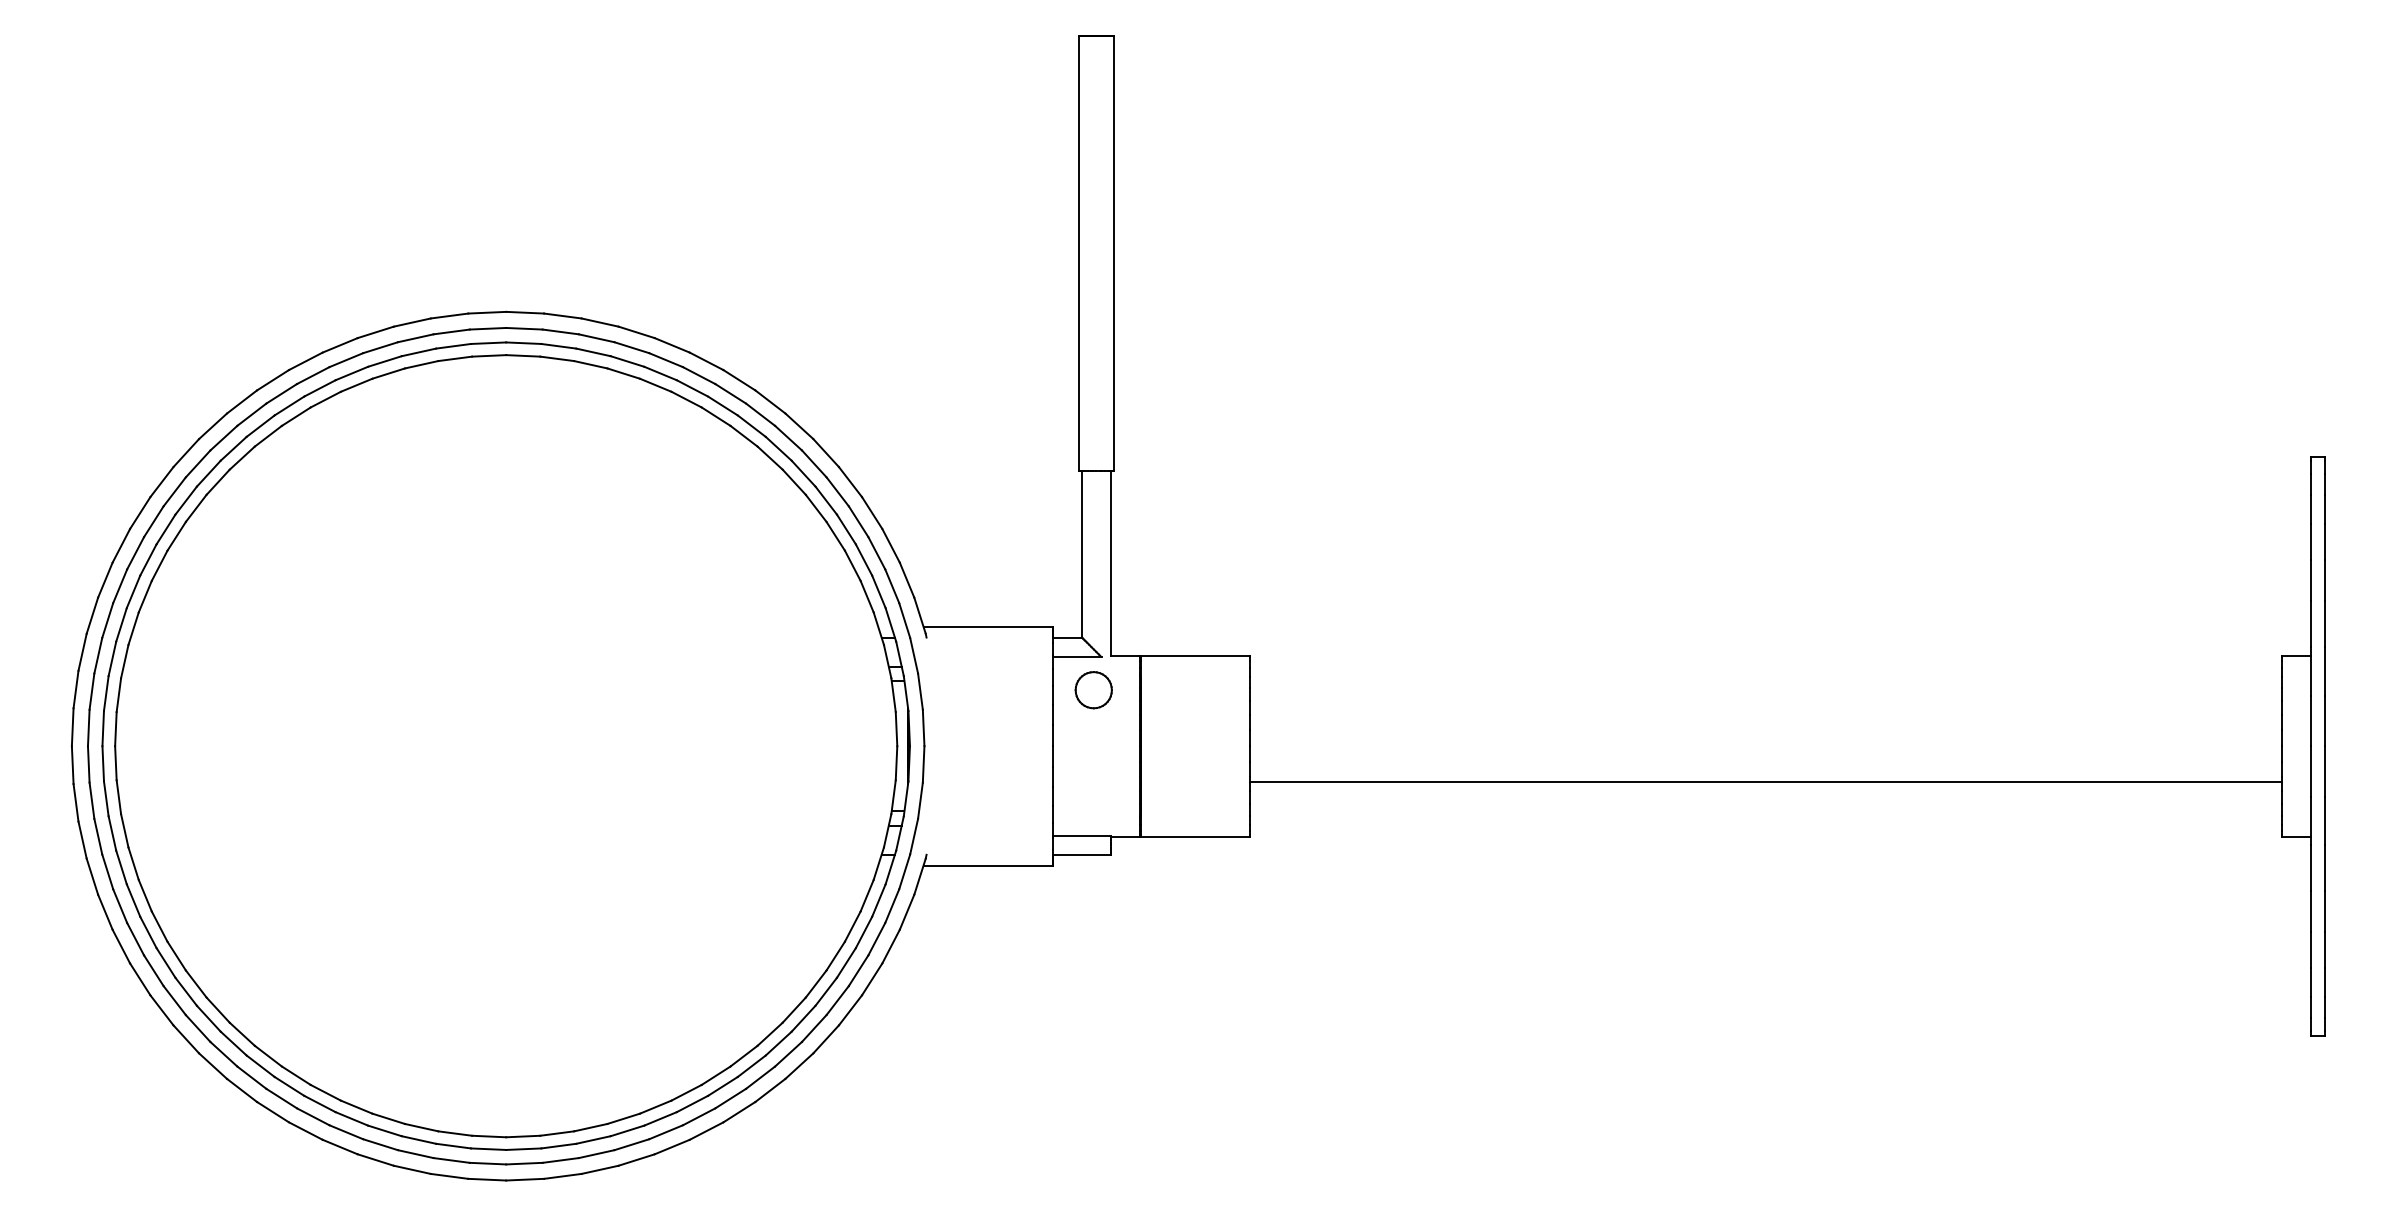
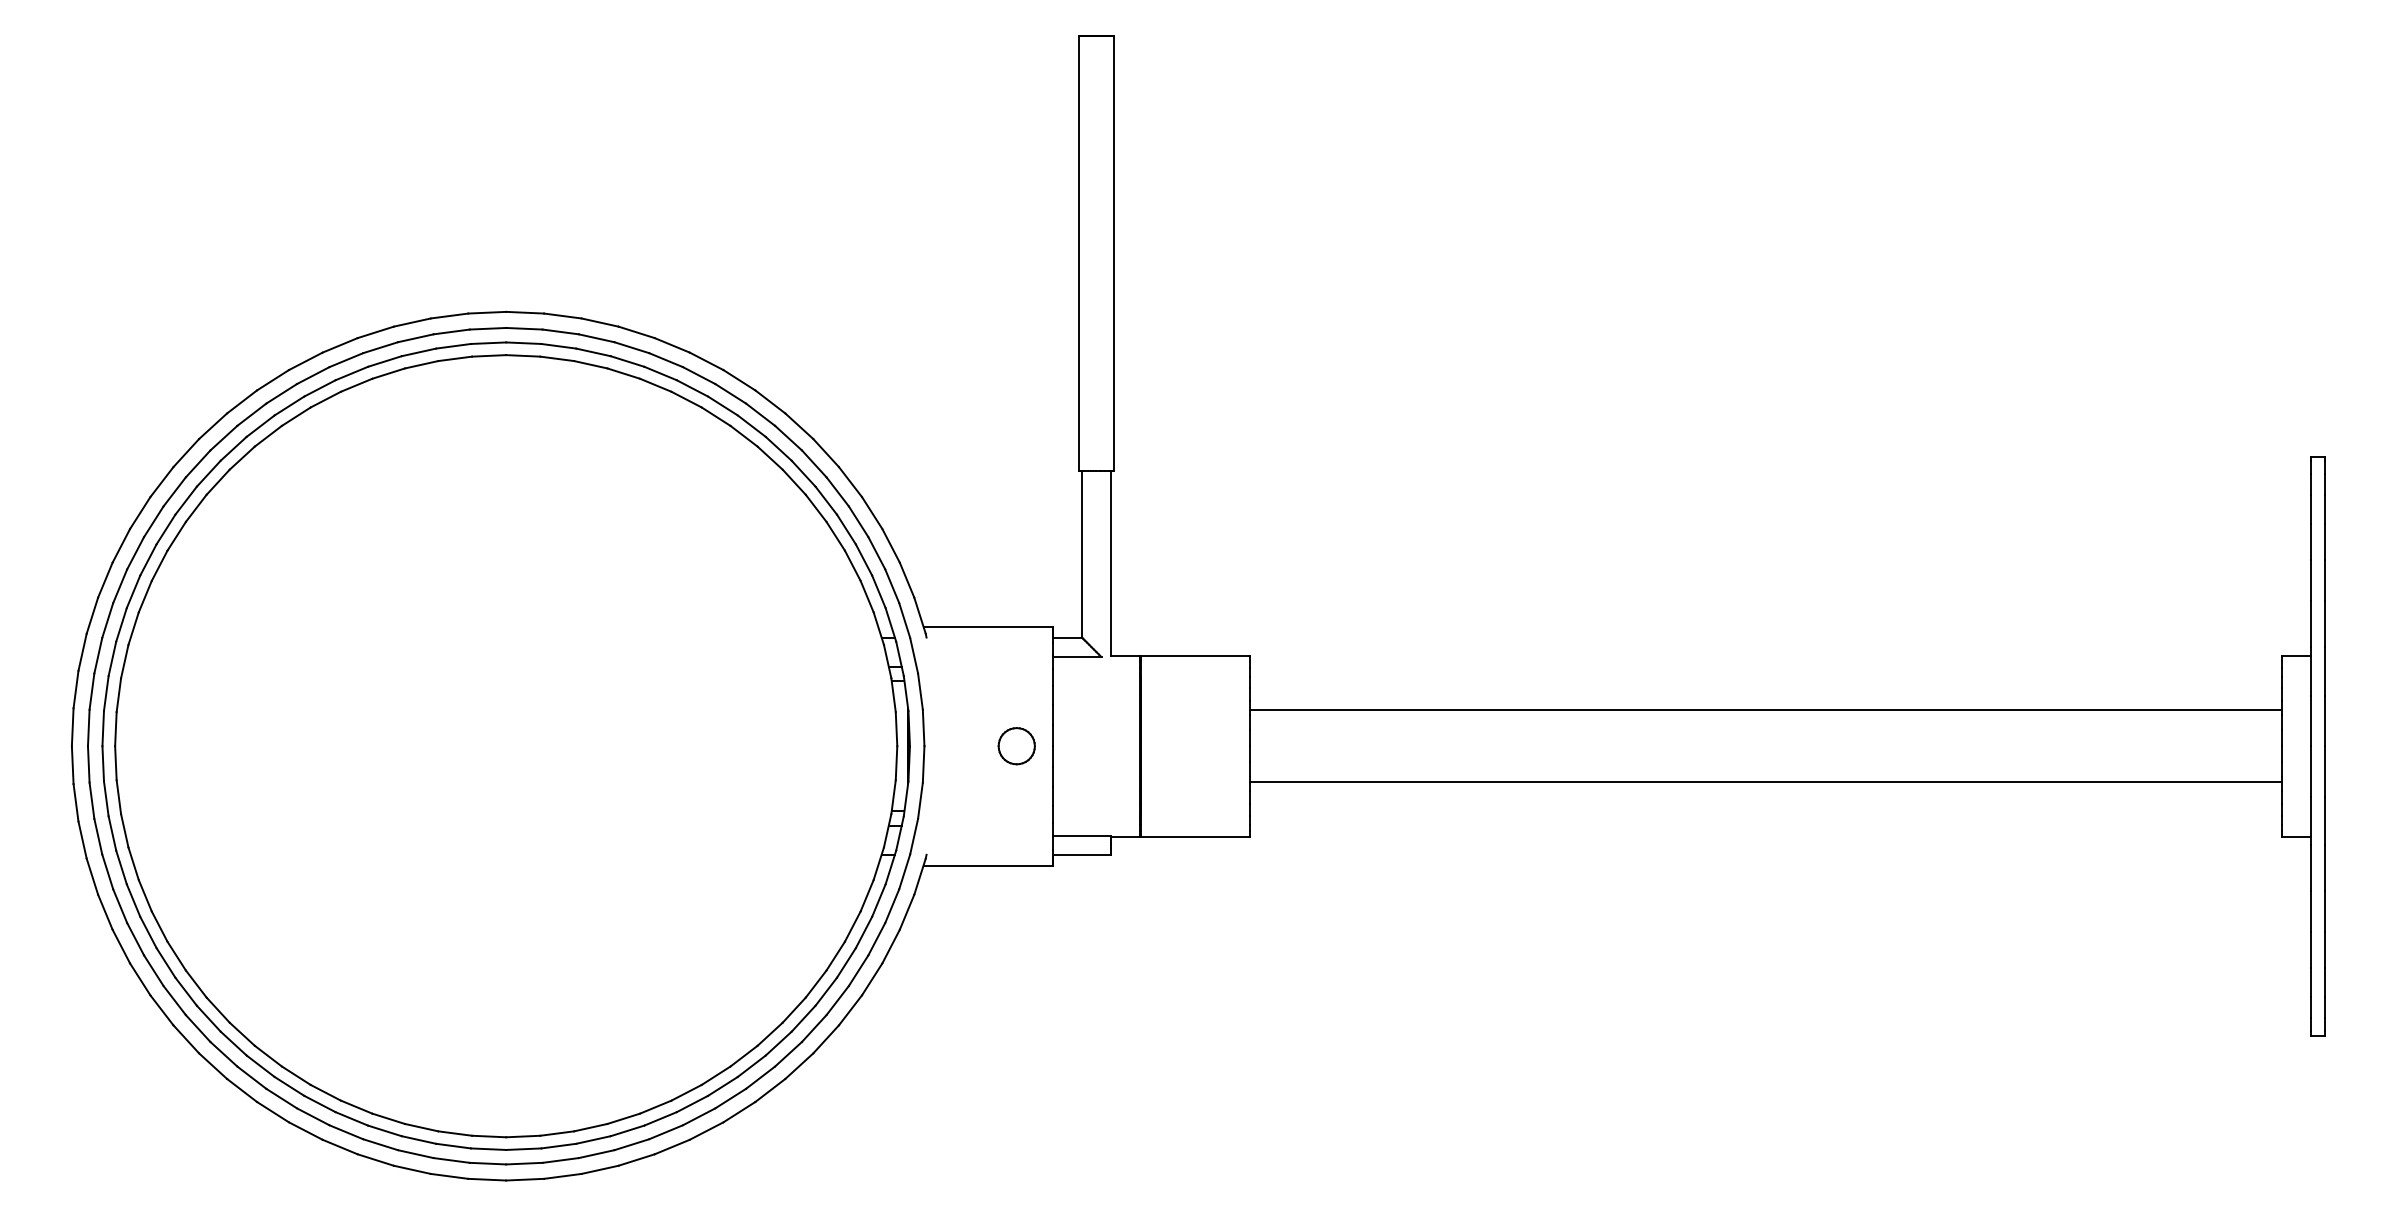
part position: (1093, 690) -> (1016, 746) (1016, 746)
line: none -> present (1765, 709)
